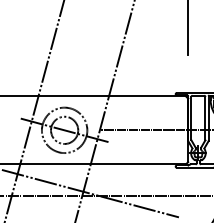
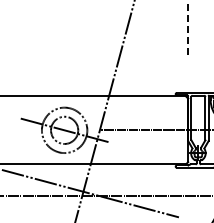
line: solid -> dashed (188, 27)
line: present -> none (34, 110)
